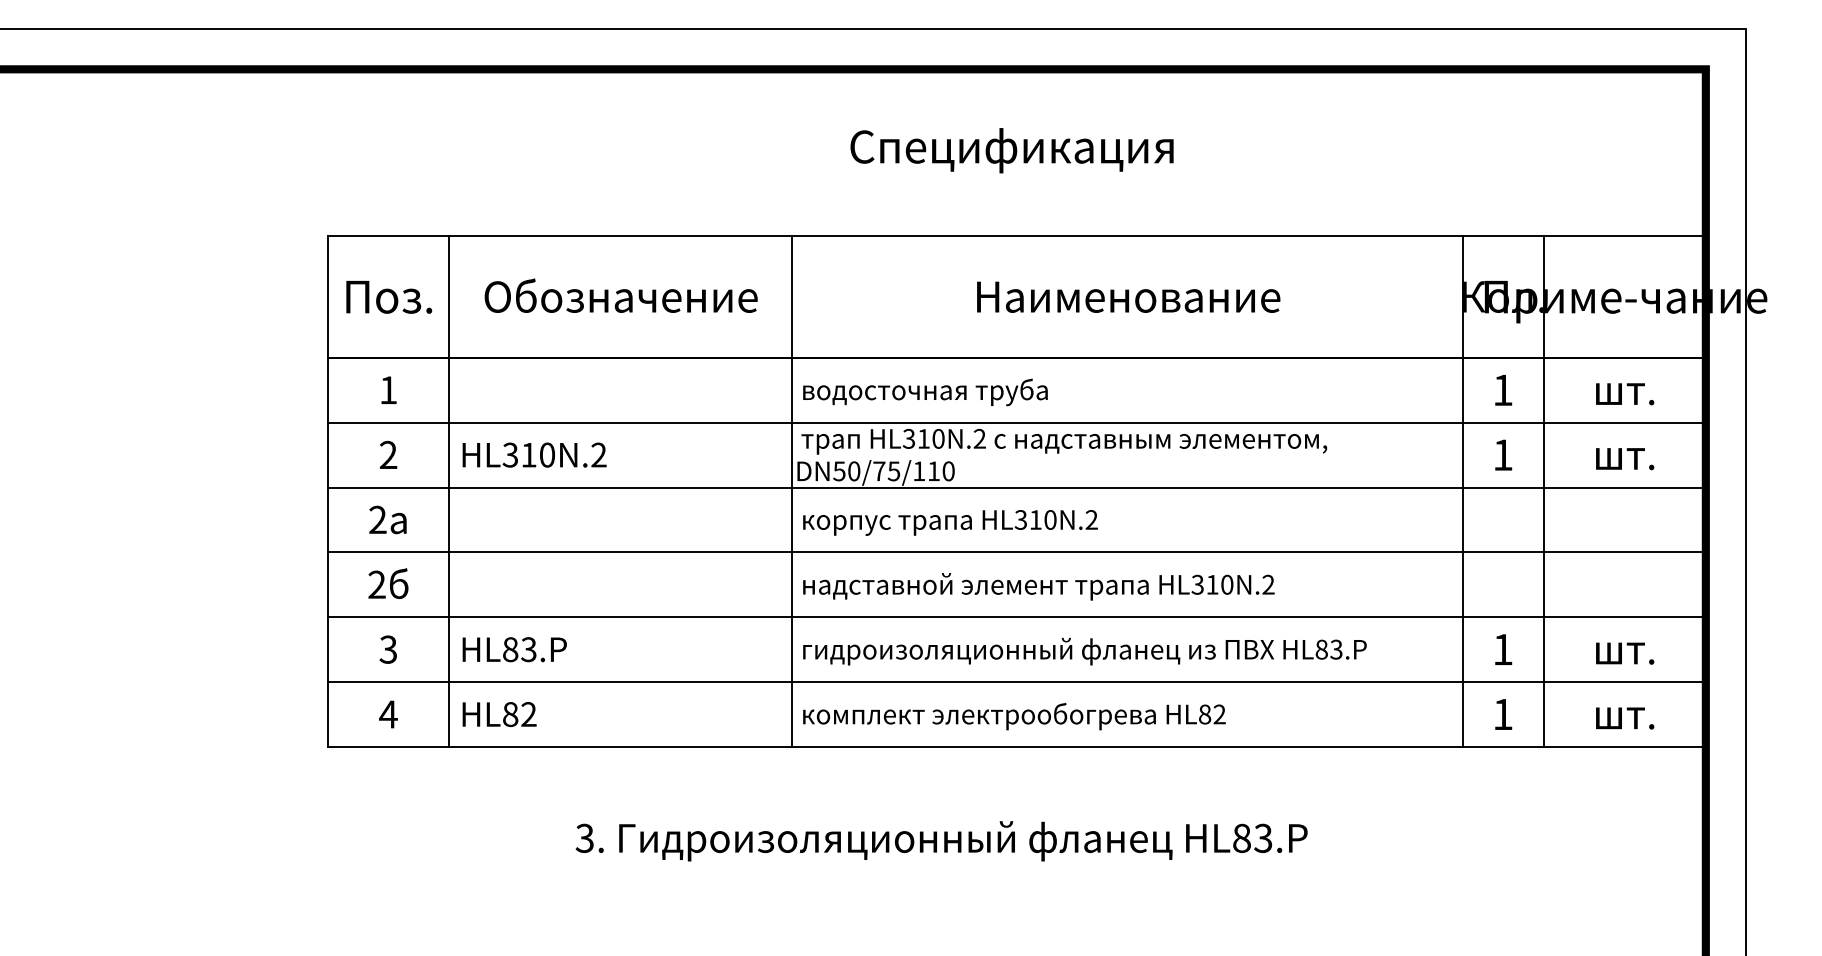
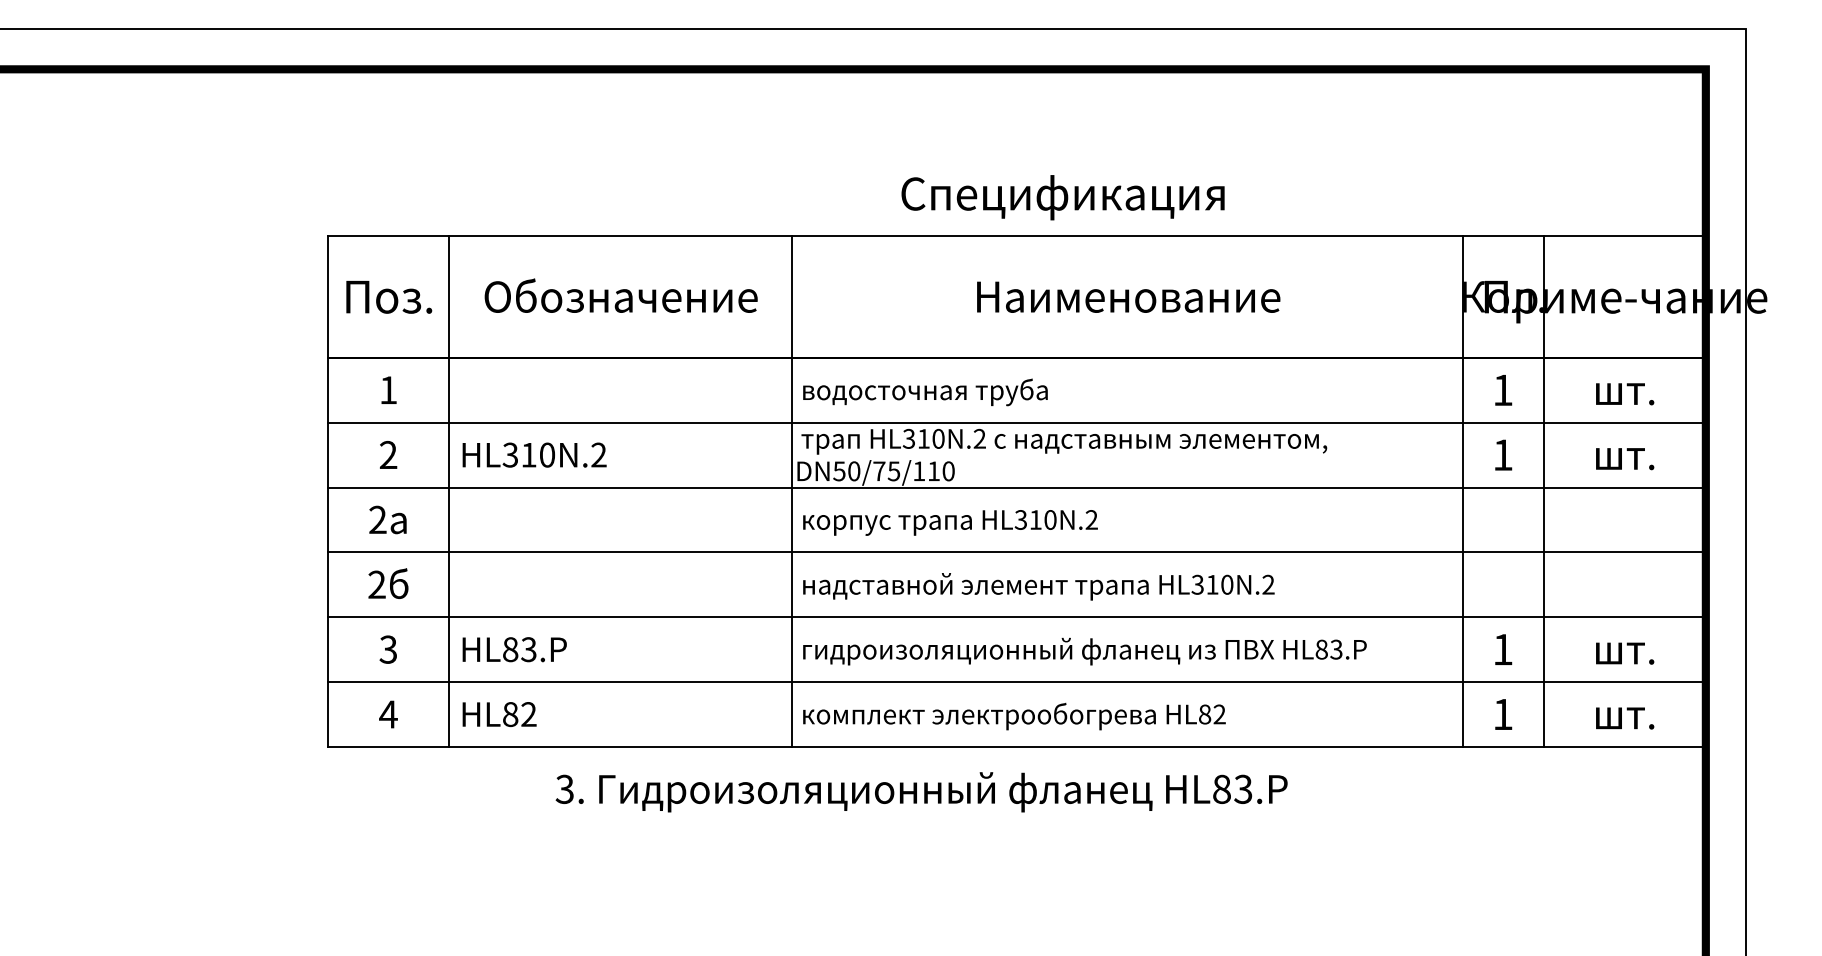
text position: (1011, 150) -> (1062, 197) (1062, 197)
text position: (941, 841) -> (921, 792) (921, 792)
